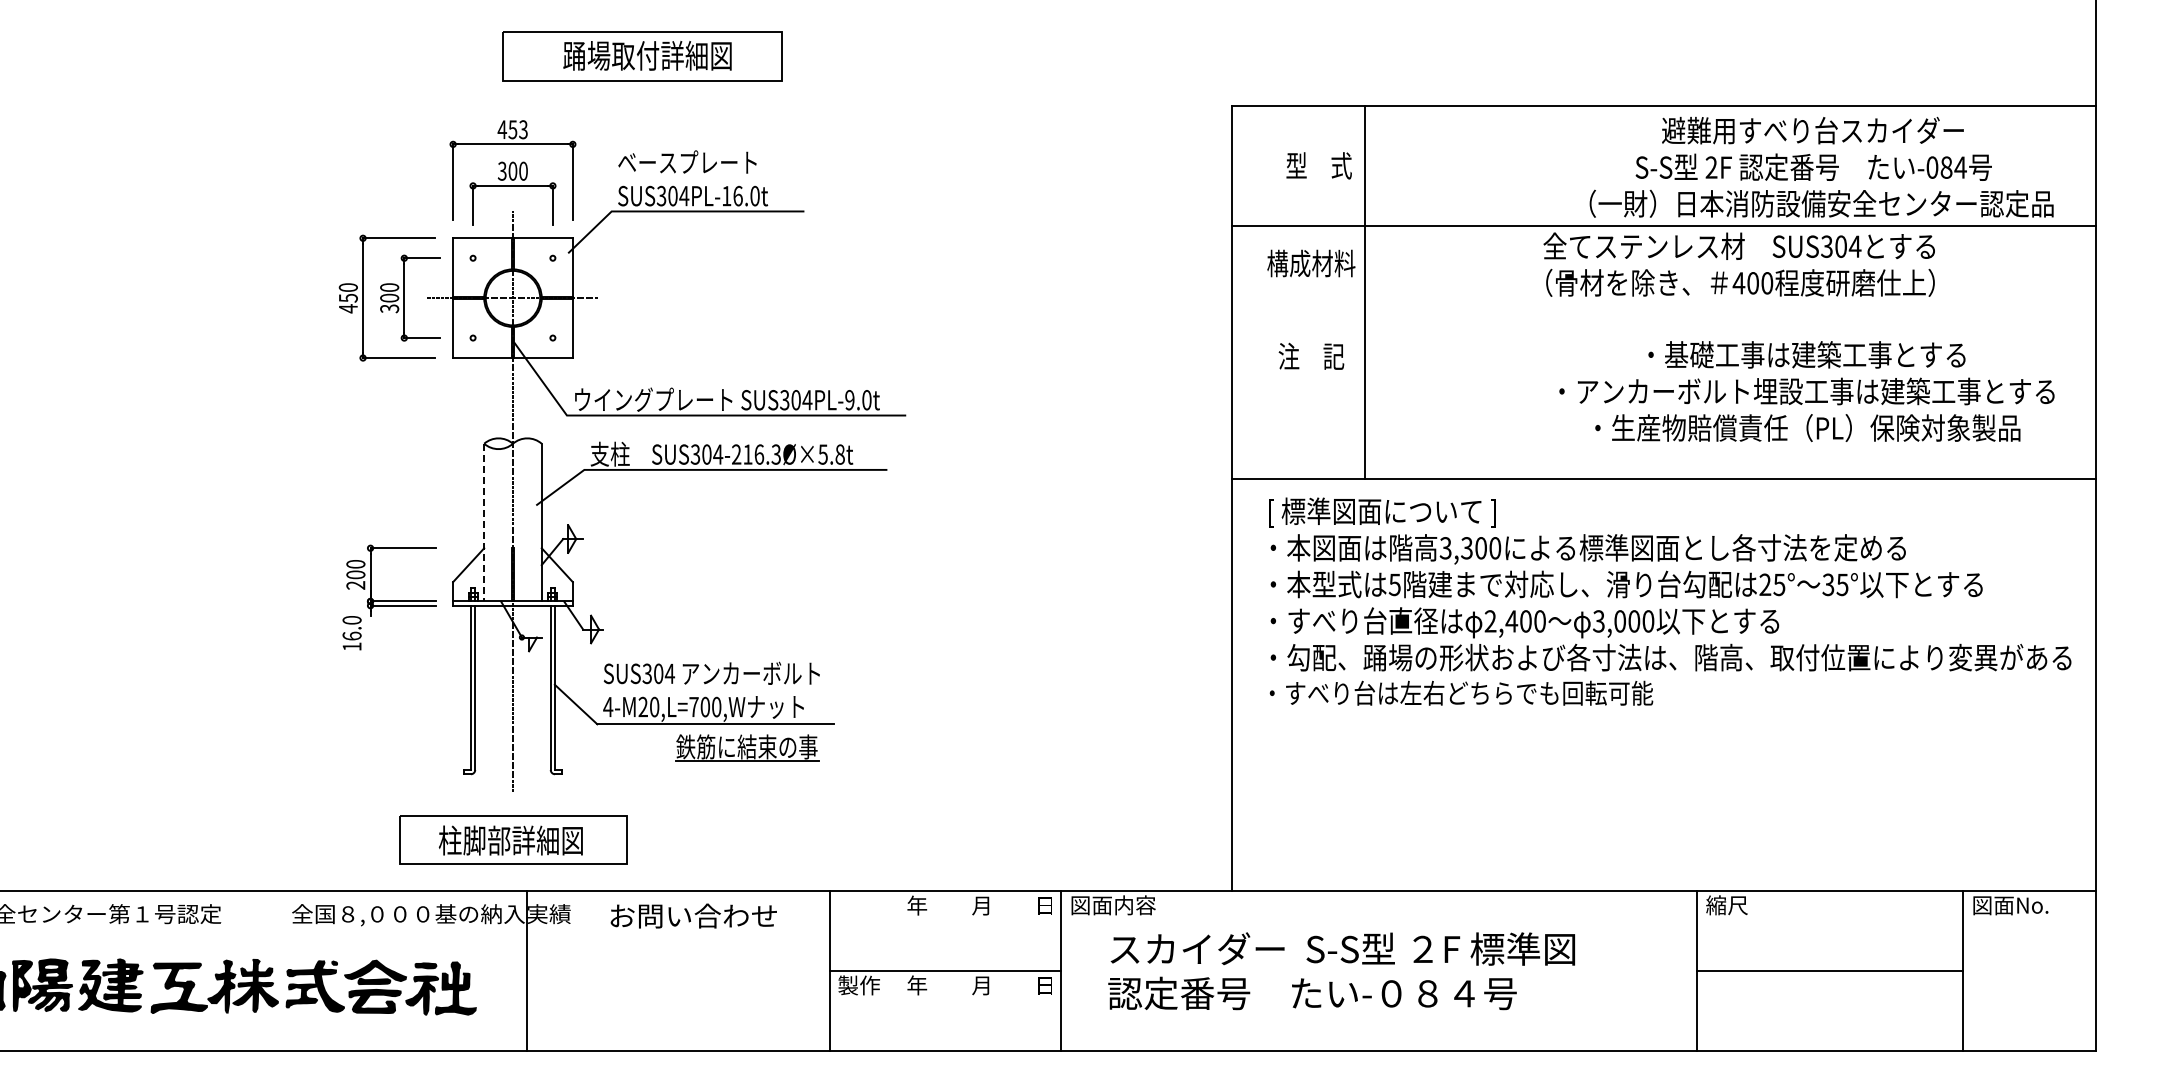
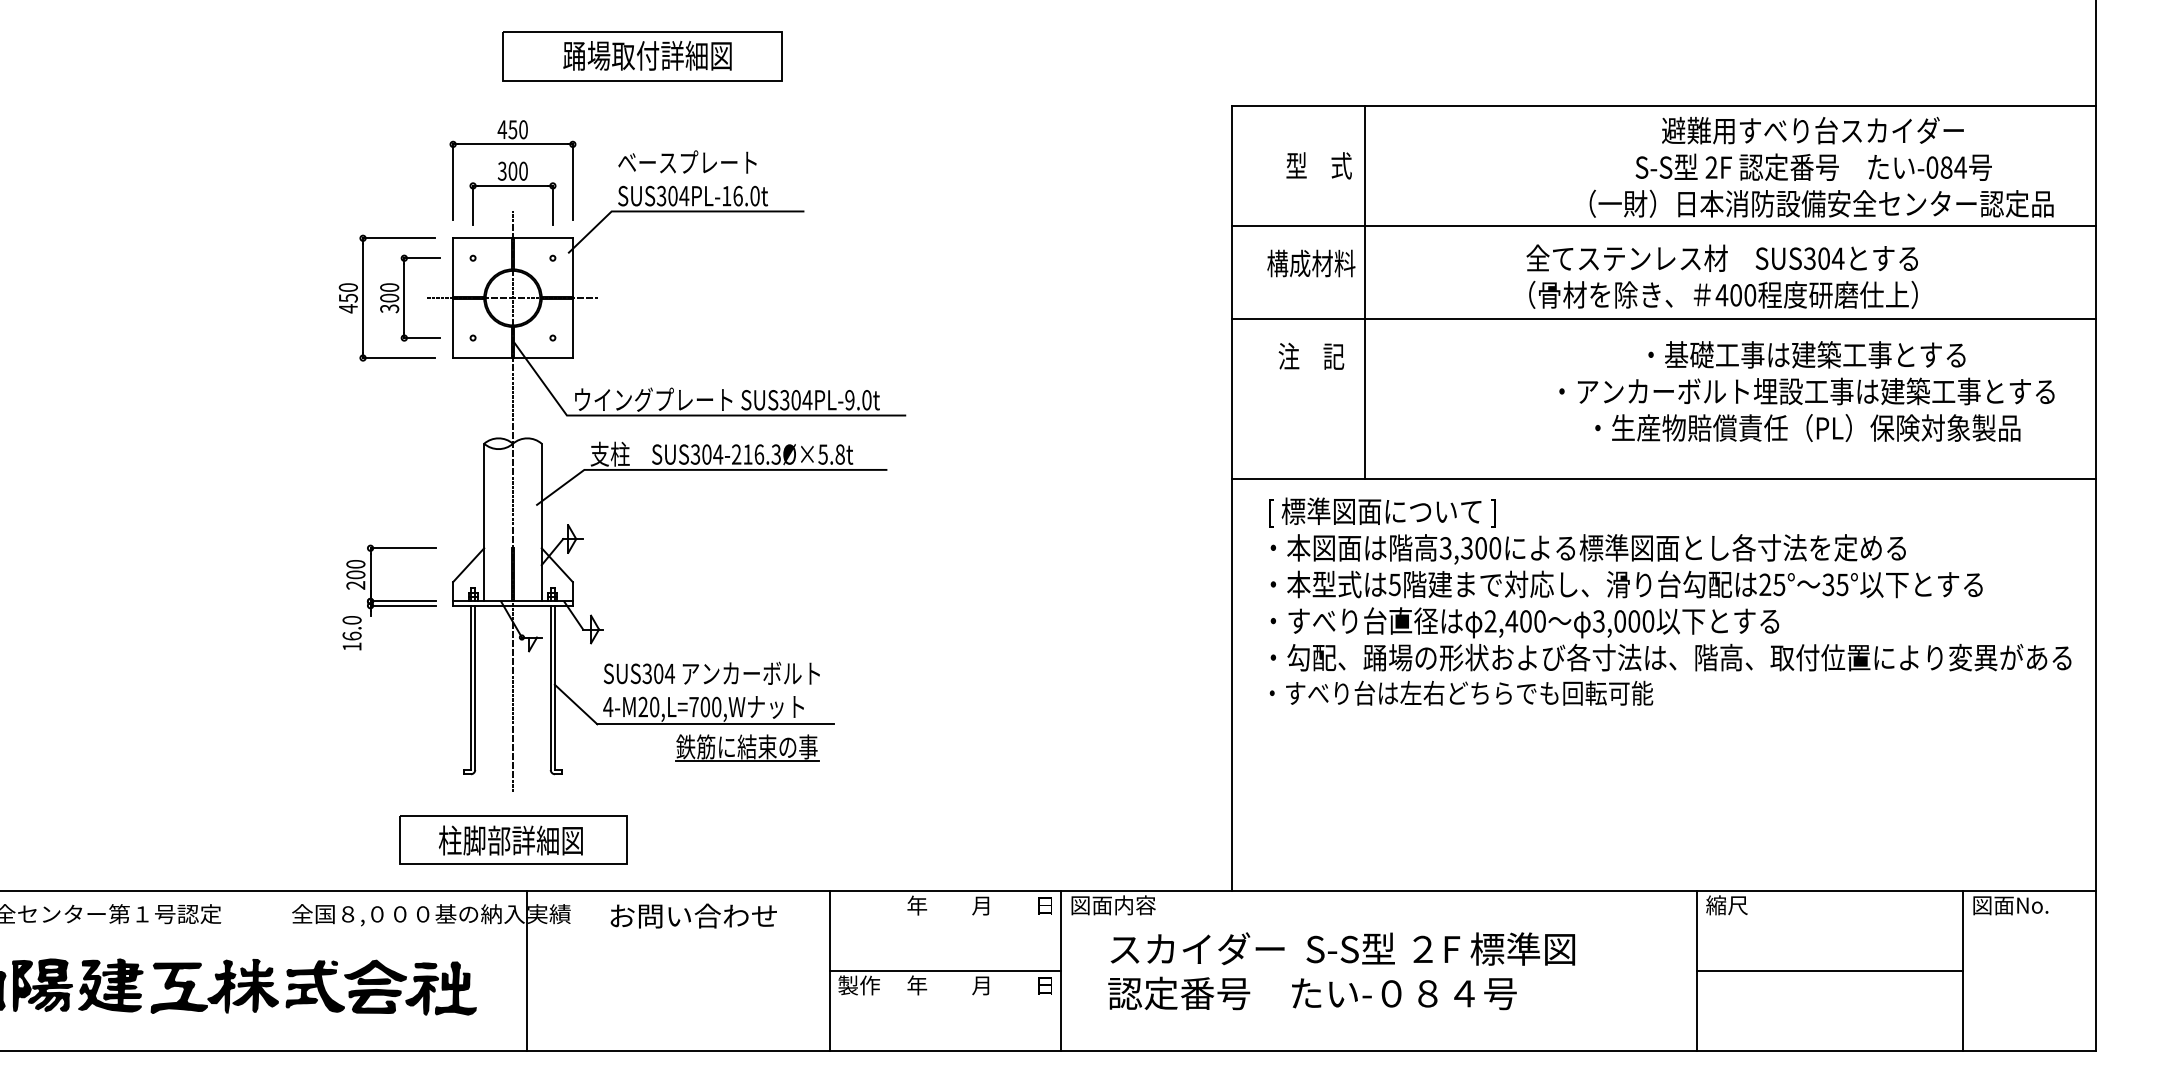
text: 453 -> 450 (523, 129)
text position: (1738, 264) -> (1721, 276) (1721, 276)
line: none -> present (1663, 319)
line: dashed -> solid (484, 522)
